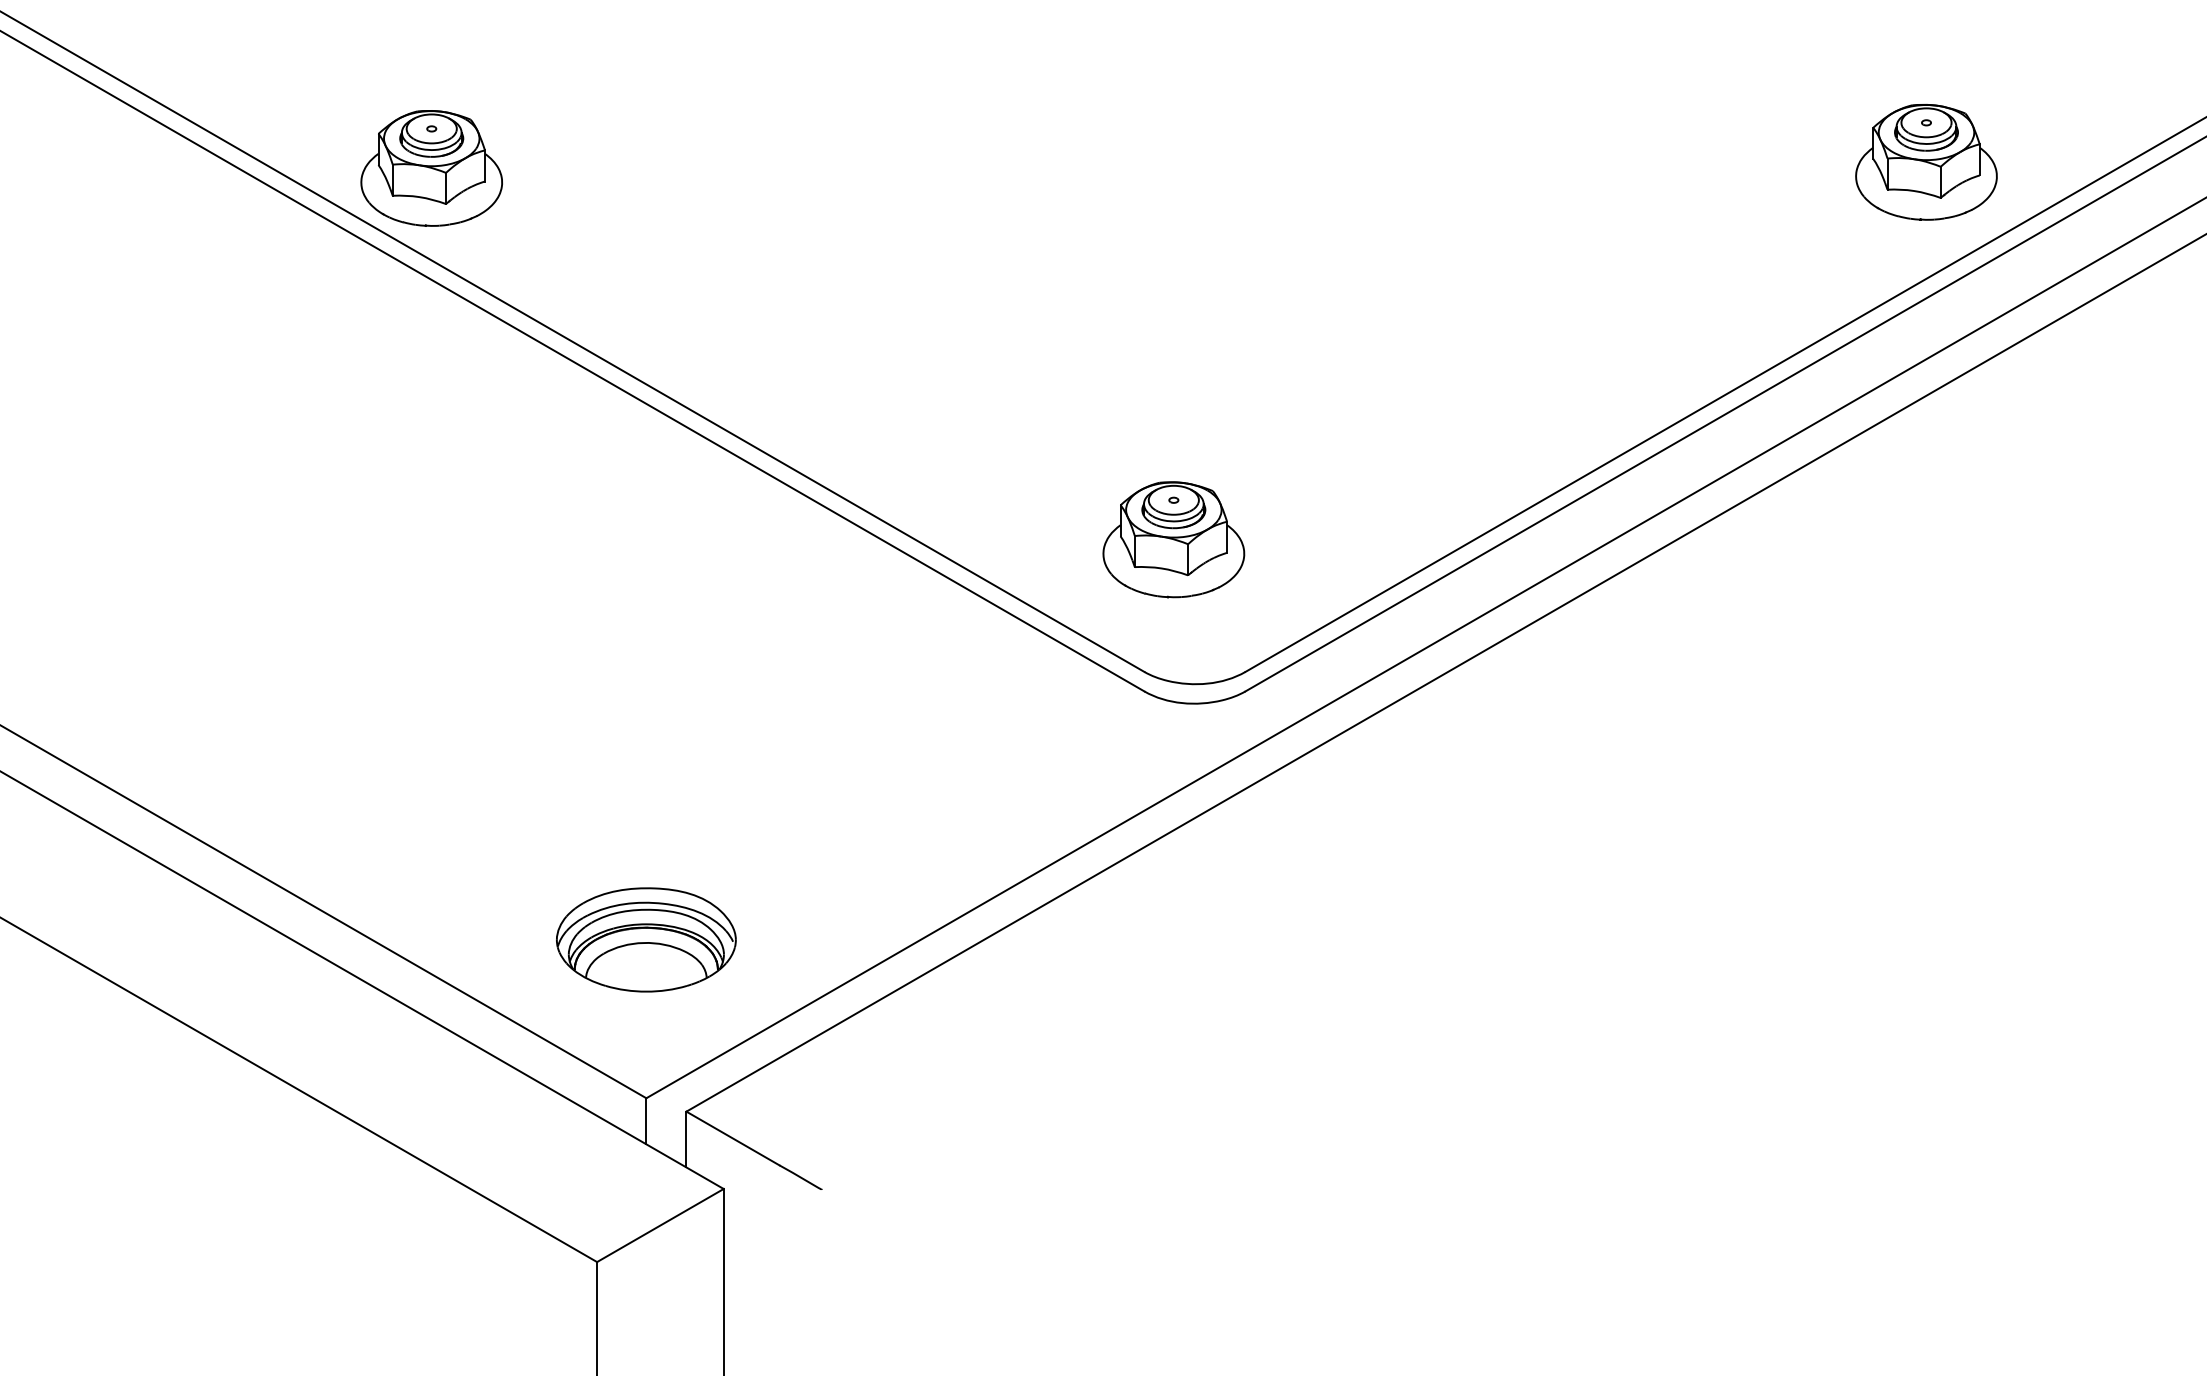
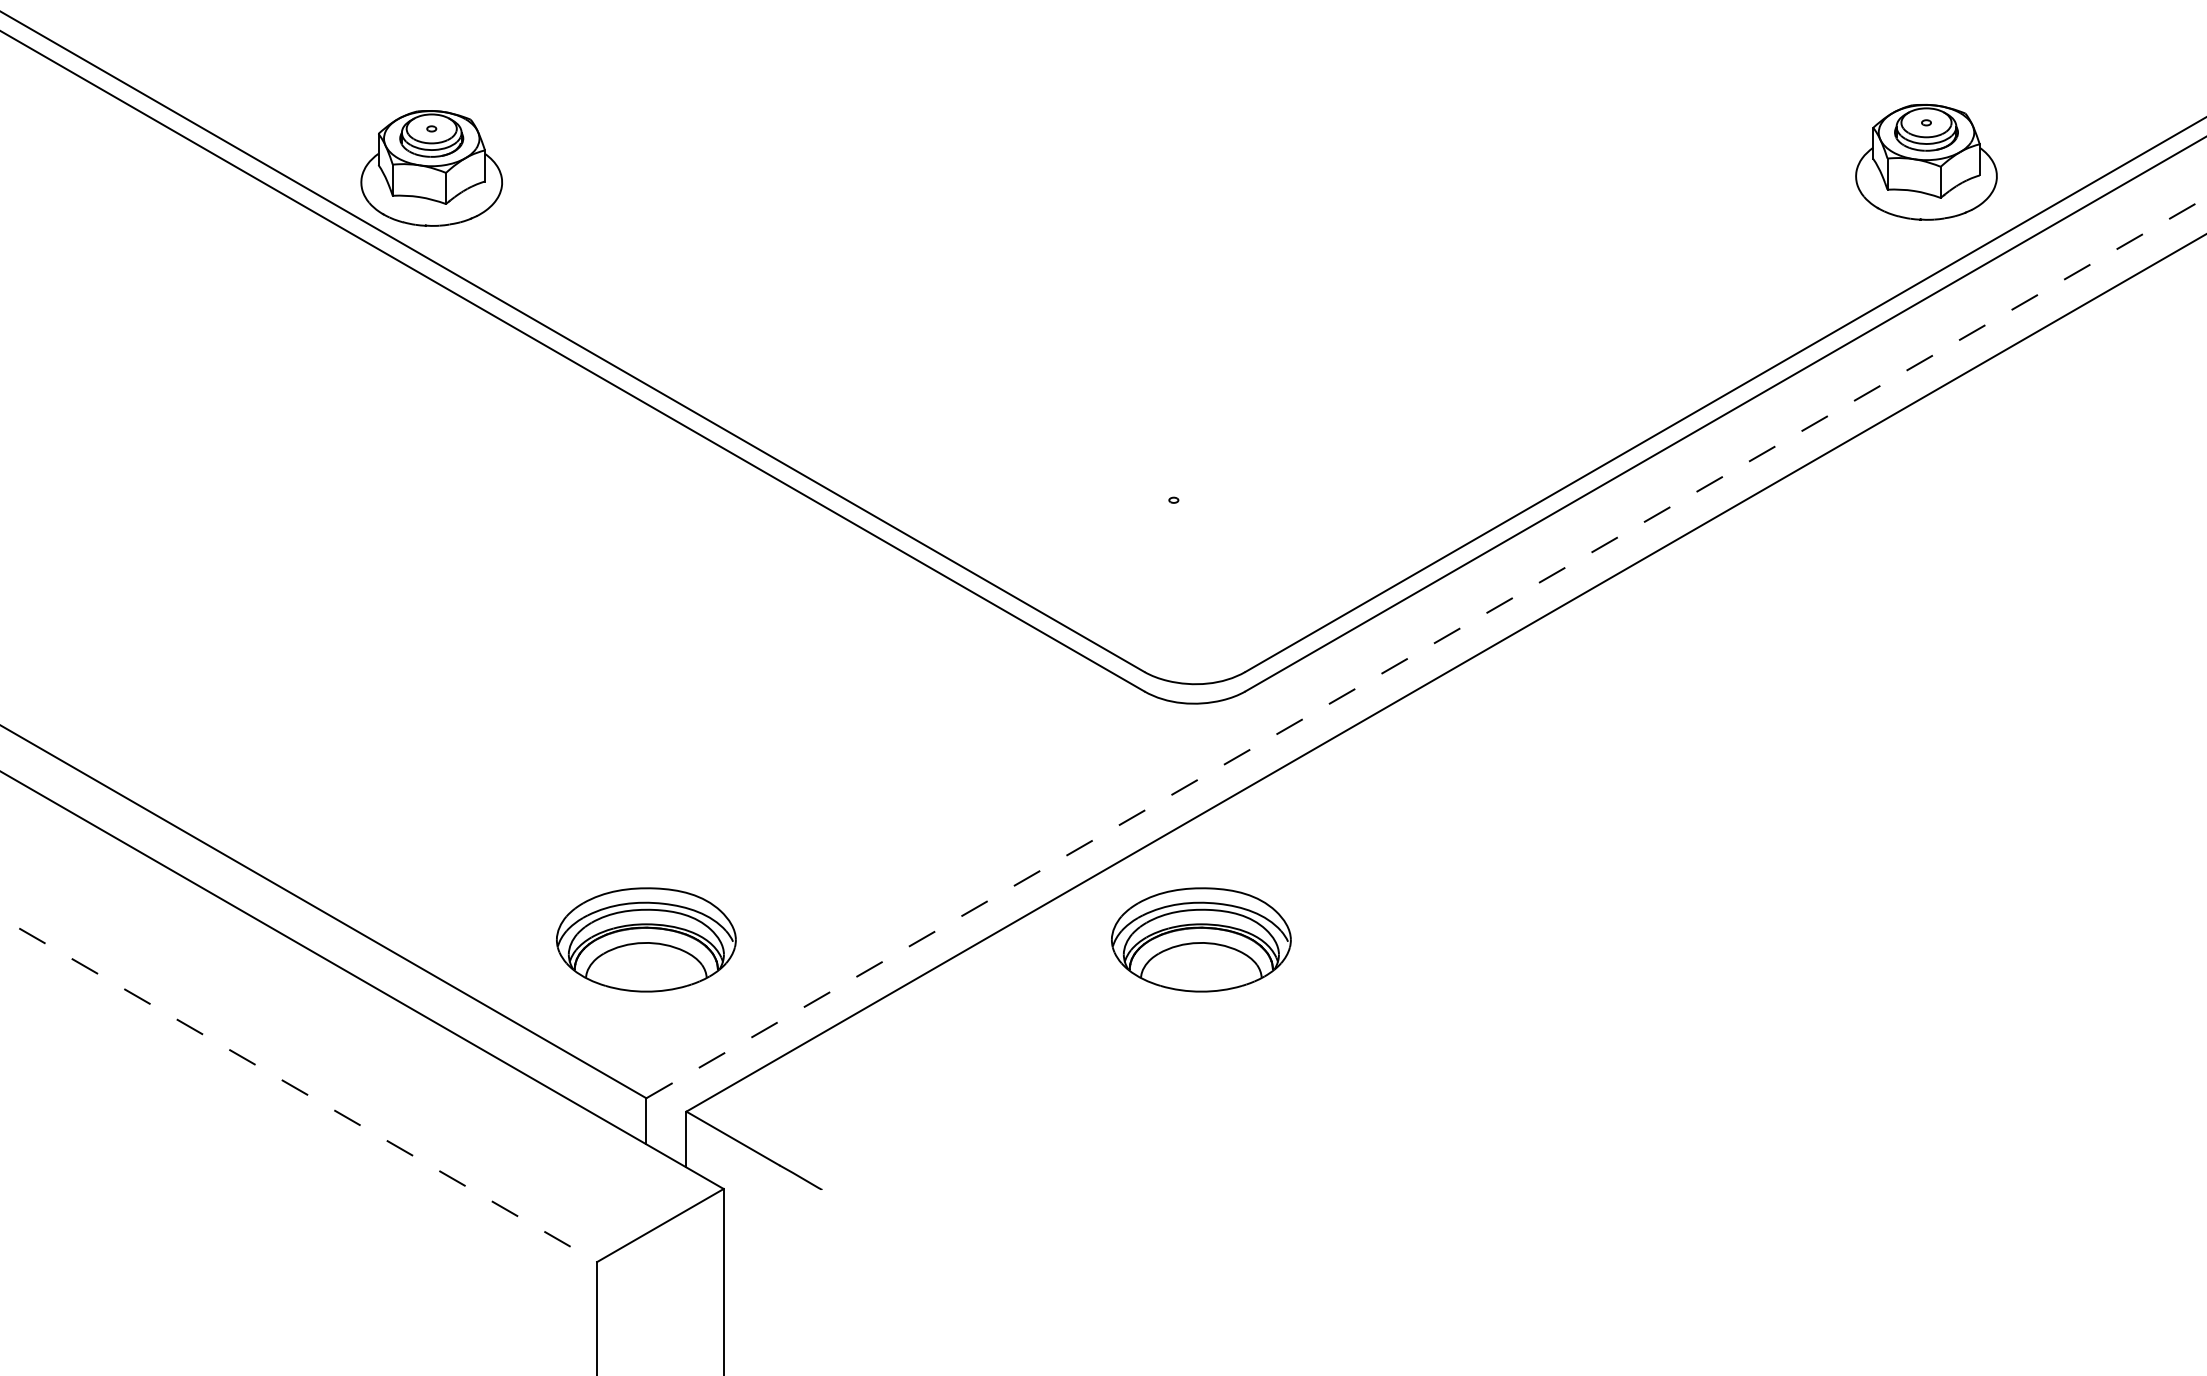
part: present -> none (1173, 539)
line: solid -> dashed (1426, 647)
part: none -> present (1201, 939)
line: solid -> dashed (299, 1090)
